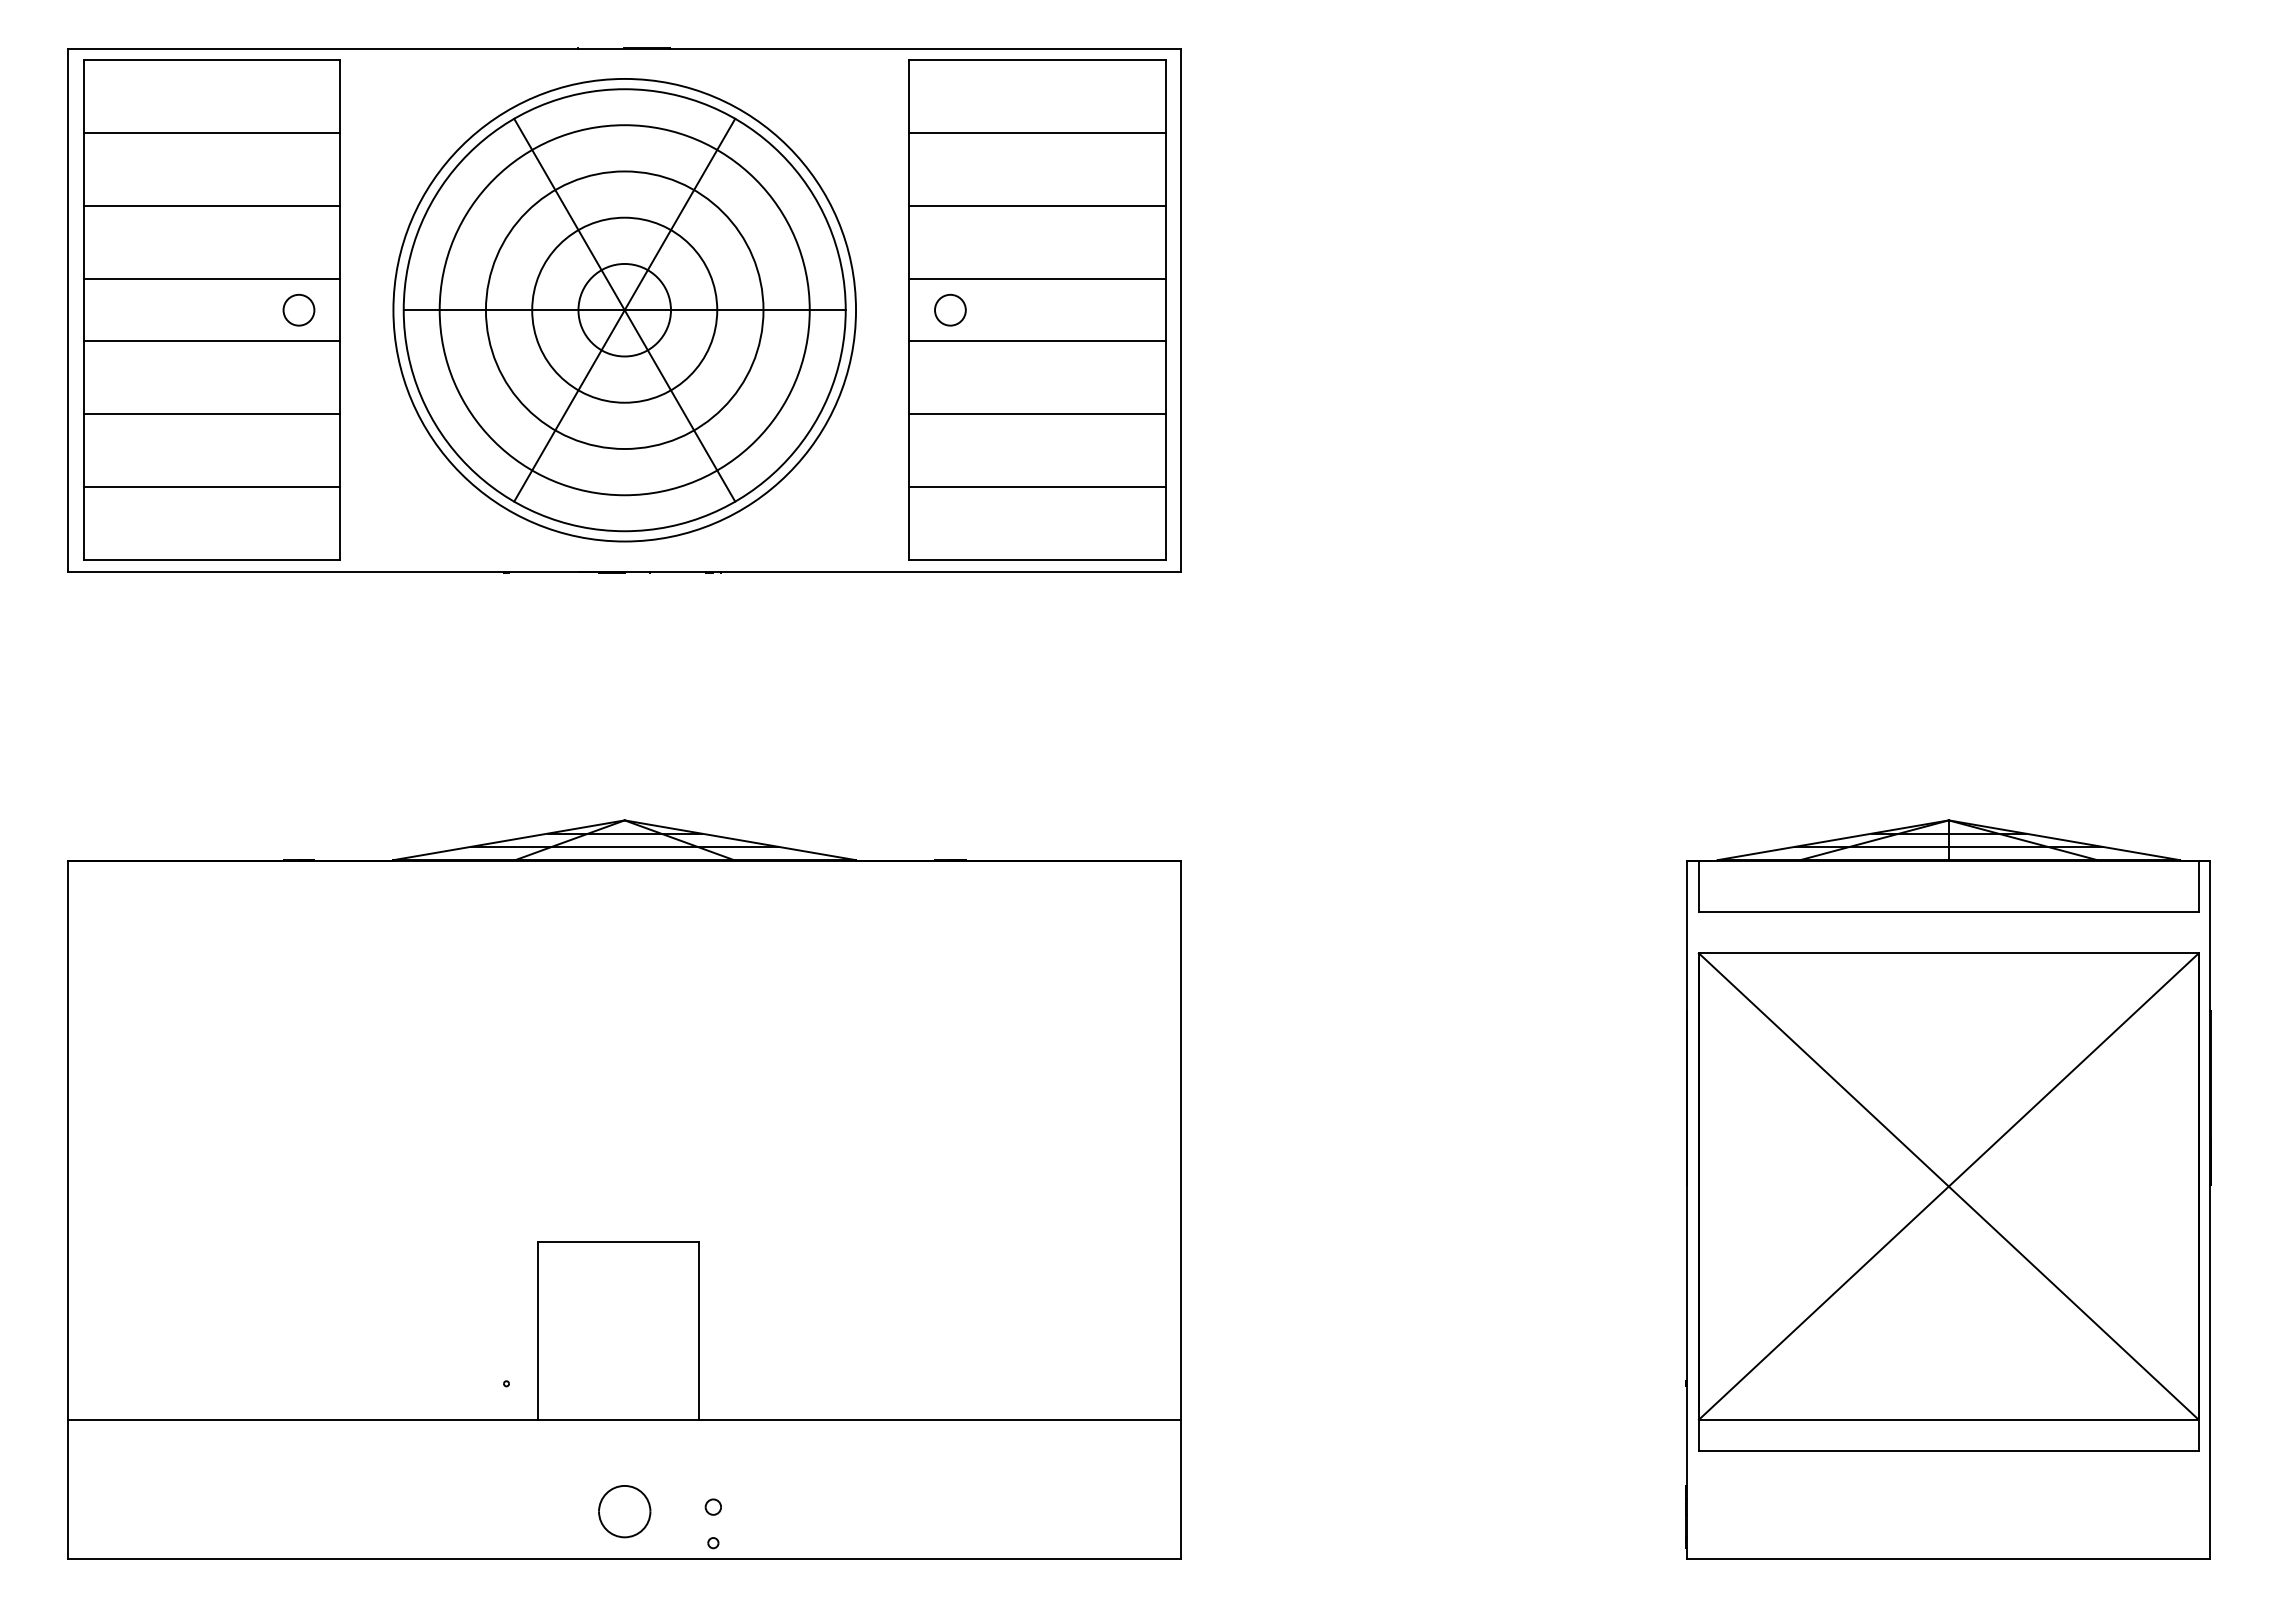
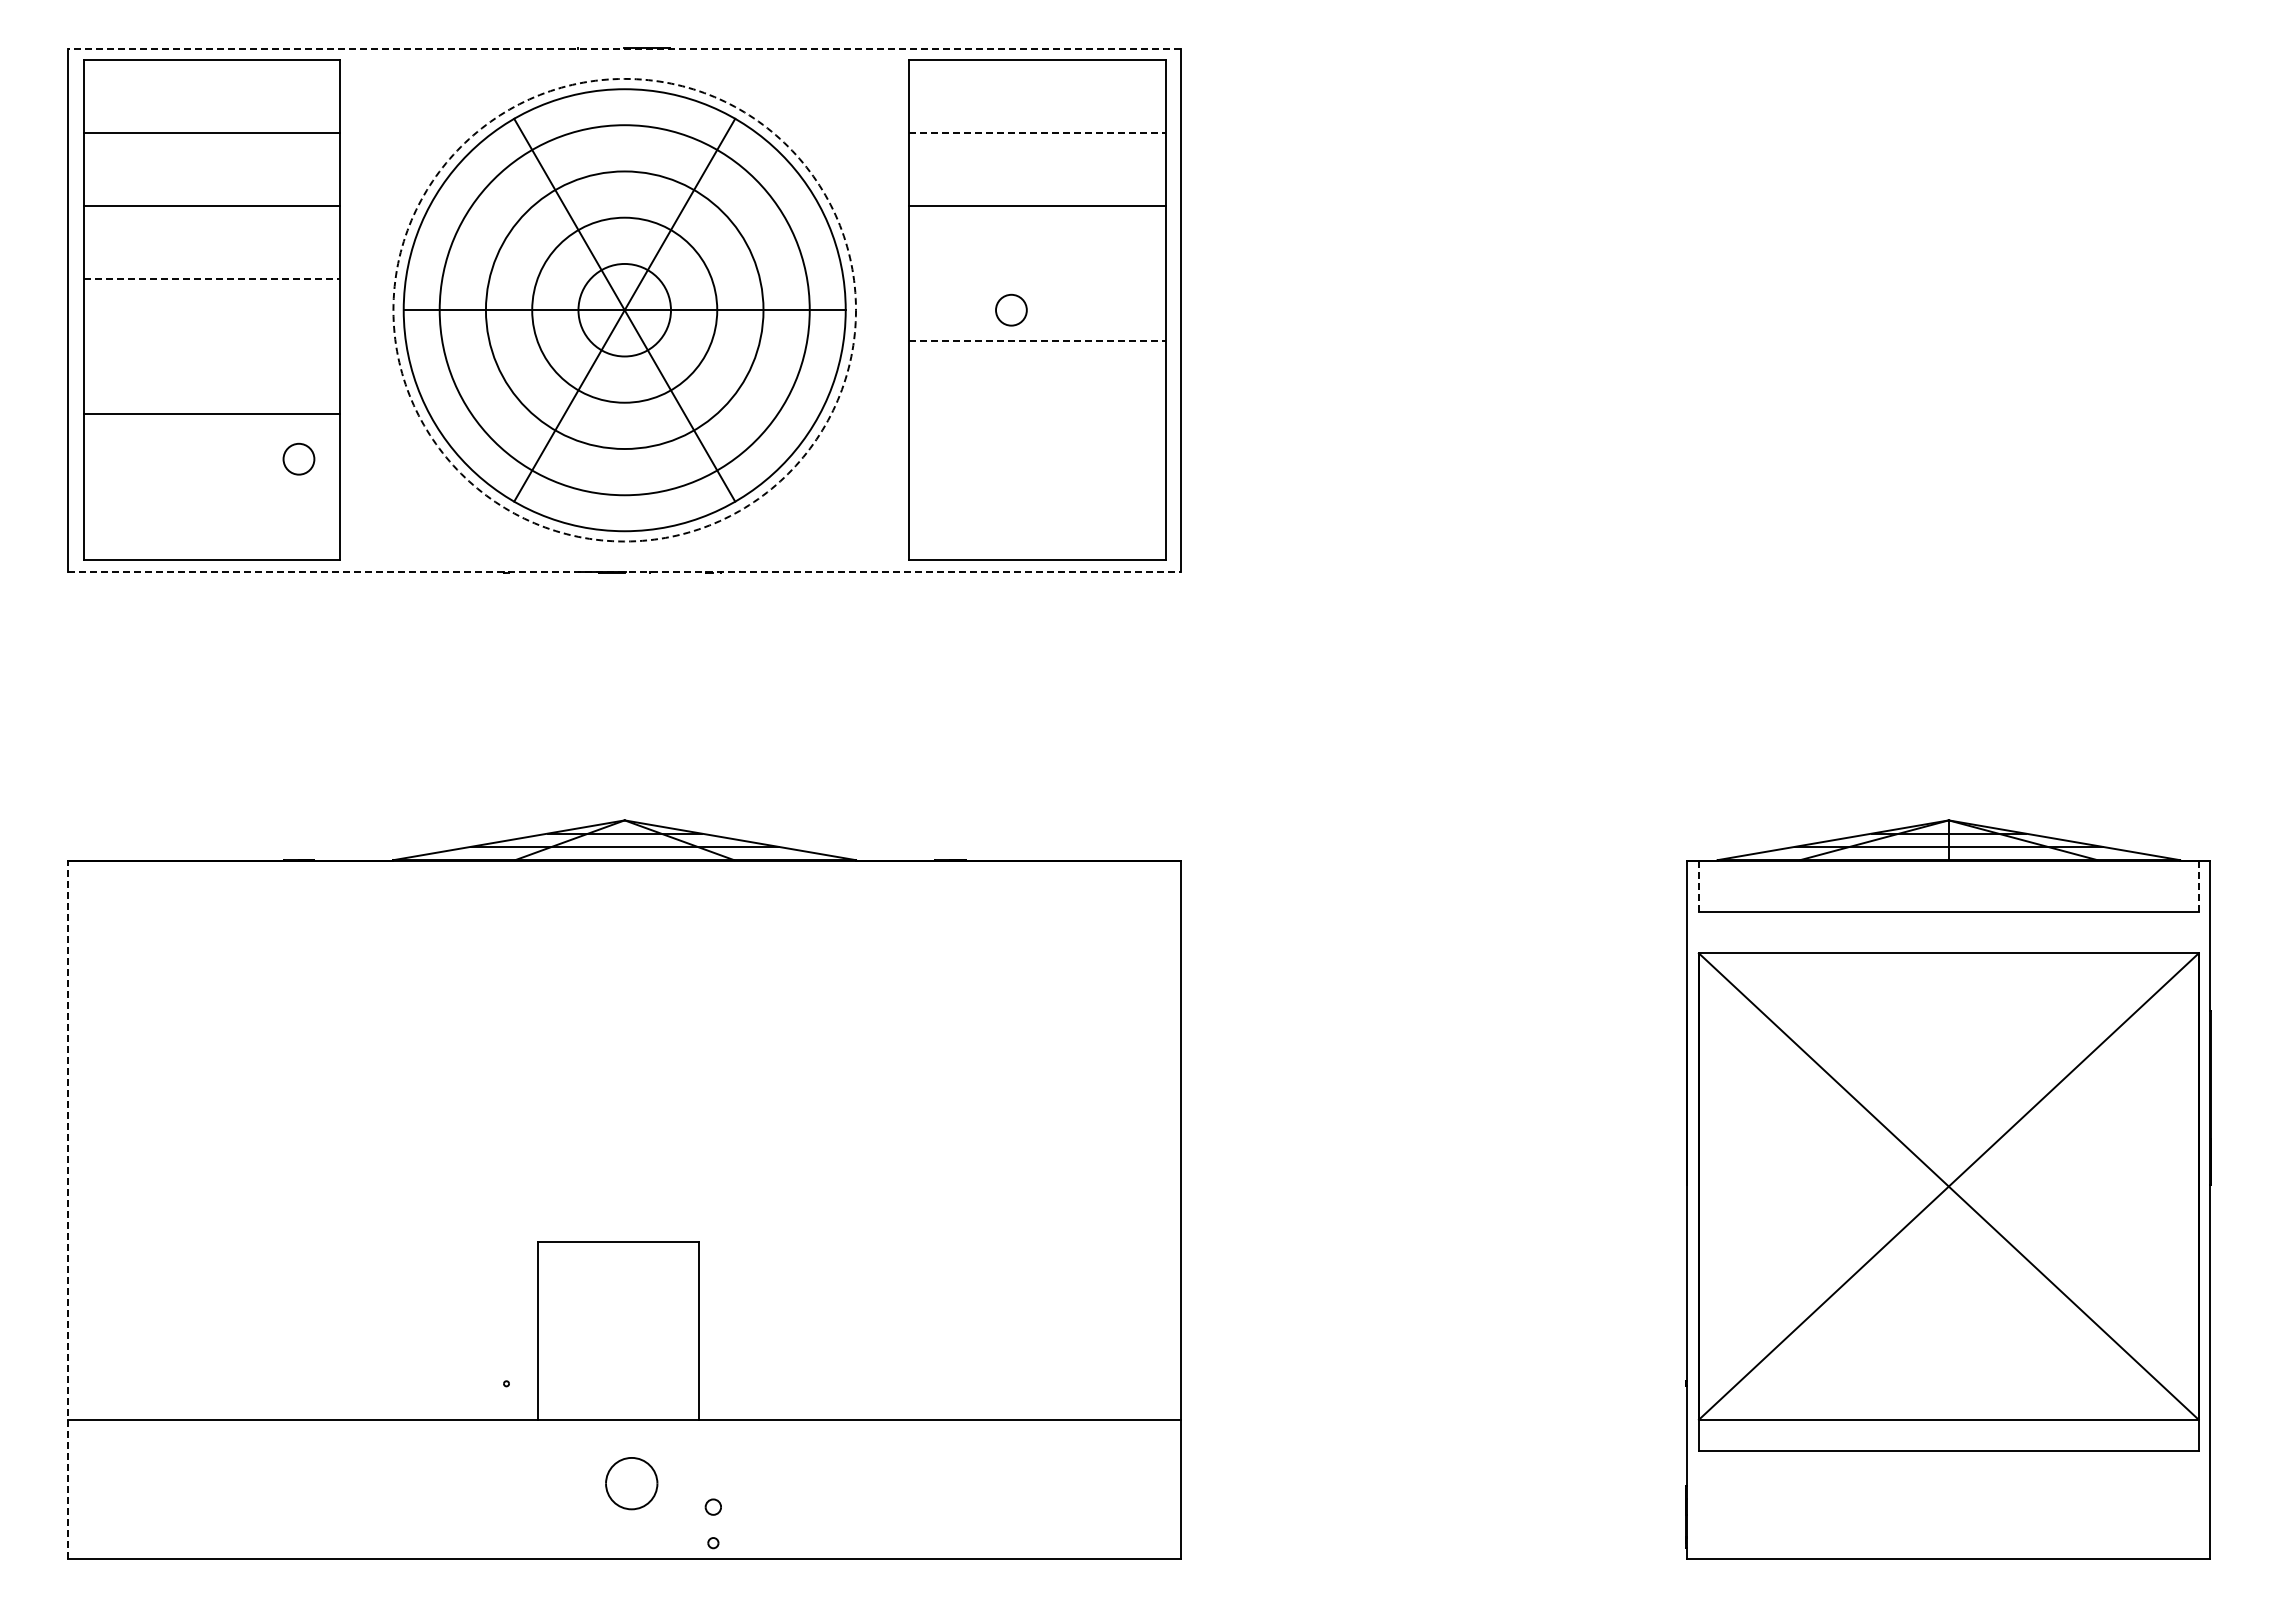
line: solid -> dashed (624, 48)
line: solid -> dashed (1038, 133)
line: solid -> dashed (212, 279)
line: present -> none (1037, 279)
part position: (298, 309) -> (298, 458) (298, 458)
part position: (950, 309) -> (1011, 309) (1011, 309)
arc: solid -> dashed (393, 310)
line: present -> none (211, 341)
line: solid -> dashed (1038, 341)
line: present -> none (1037, 414)
line: present -> none (211, 487)
line: present -> none (1037, 487)
line: solid -> dashed (625, 571)
line: solid -> dashed (1698, 886)
line: solid -> dashed (2198, 886)
line: solid -> dashed (68, 1209)
part position: (624, 1511) -> (631, 1483) (631, 1483)
